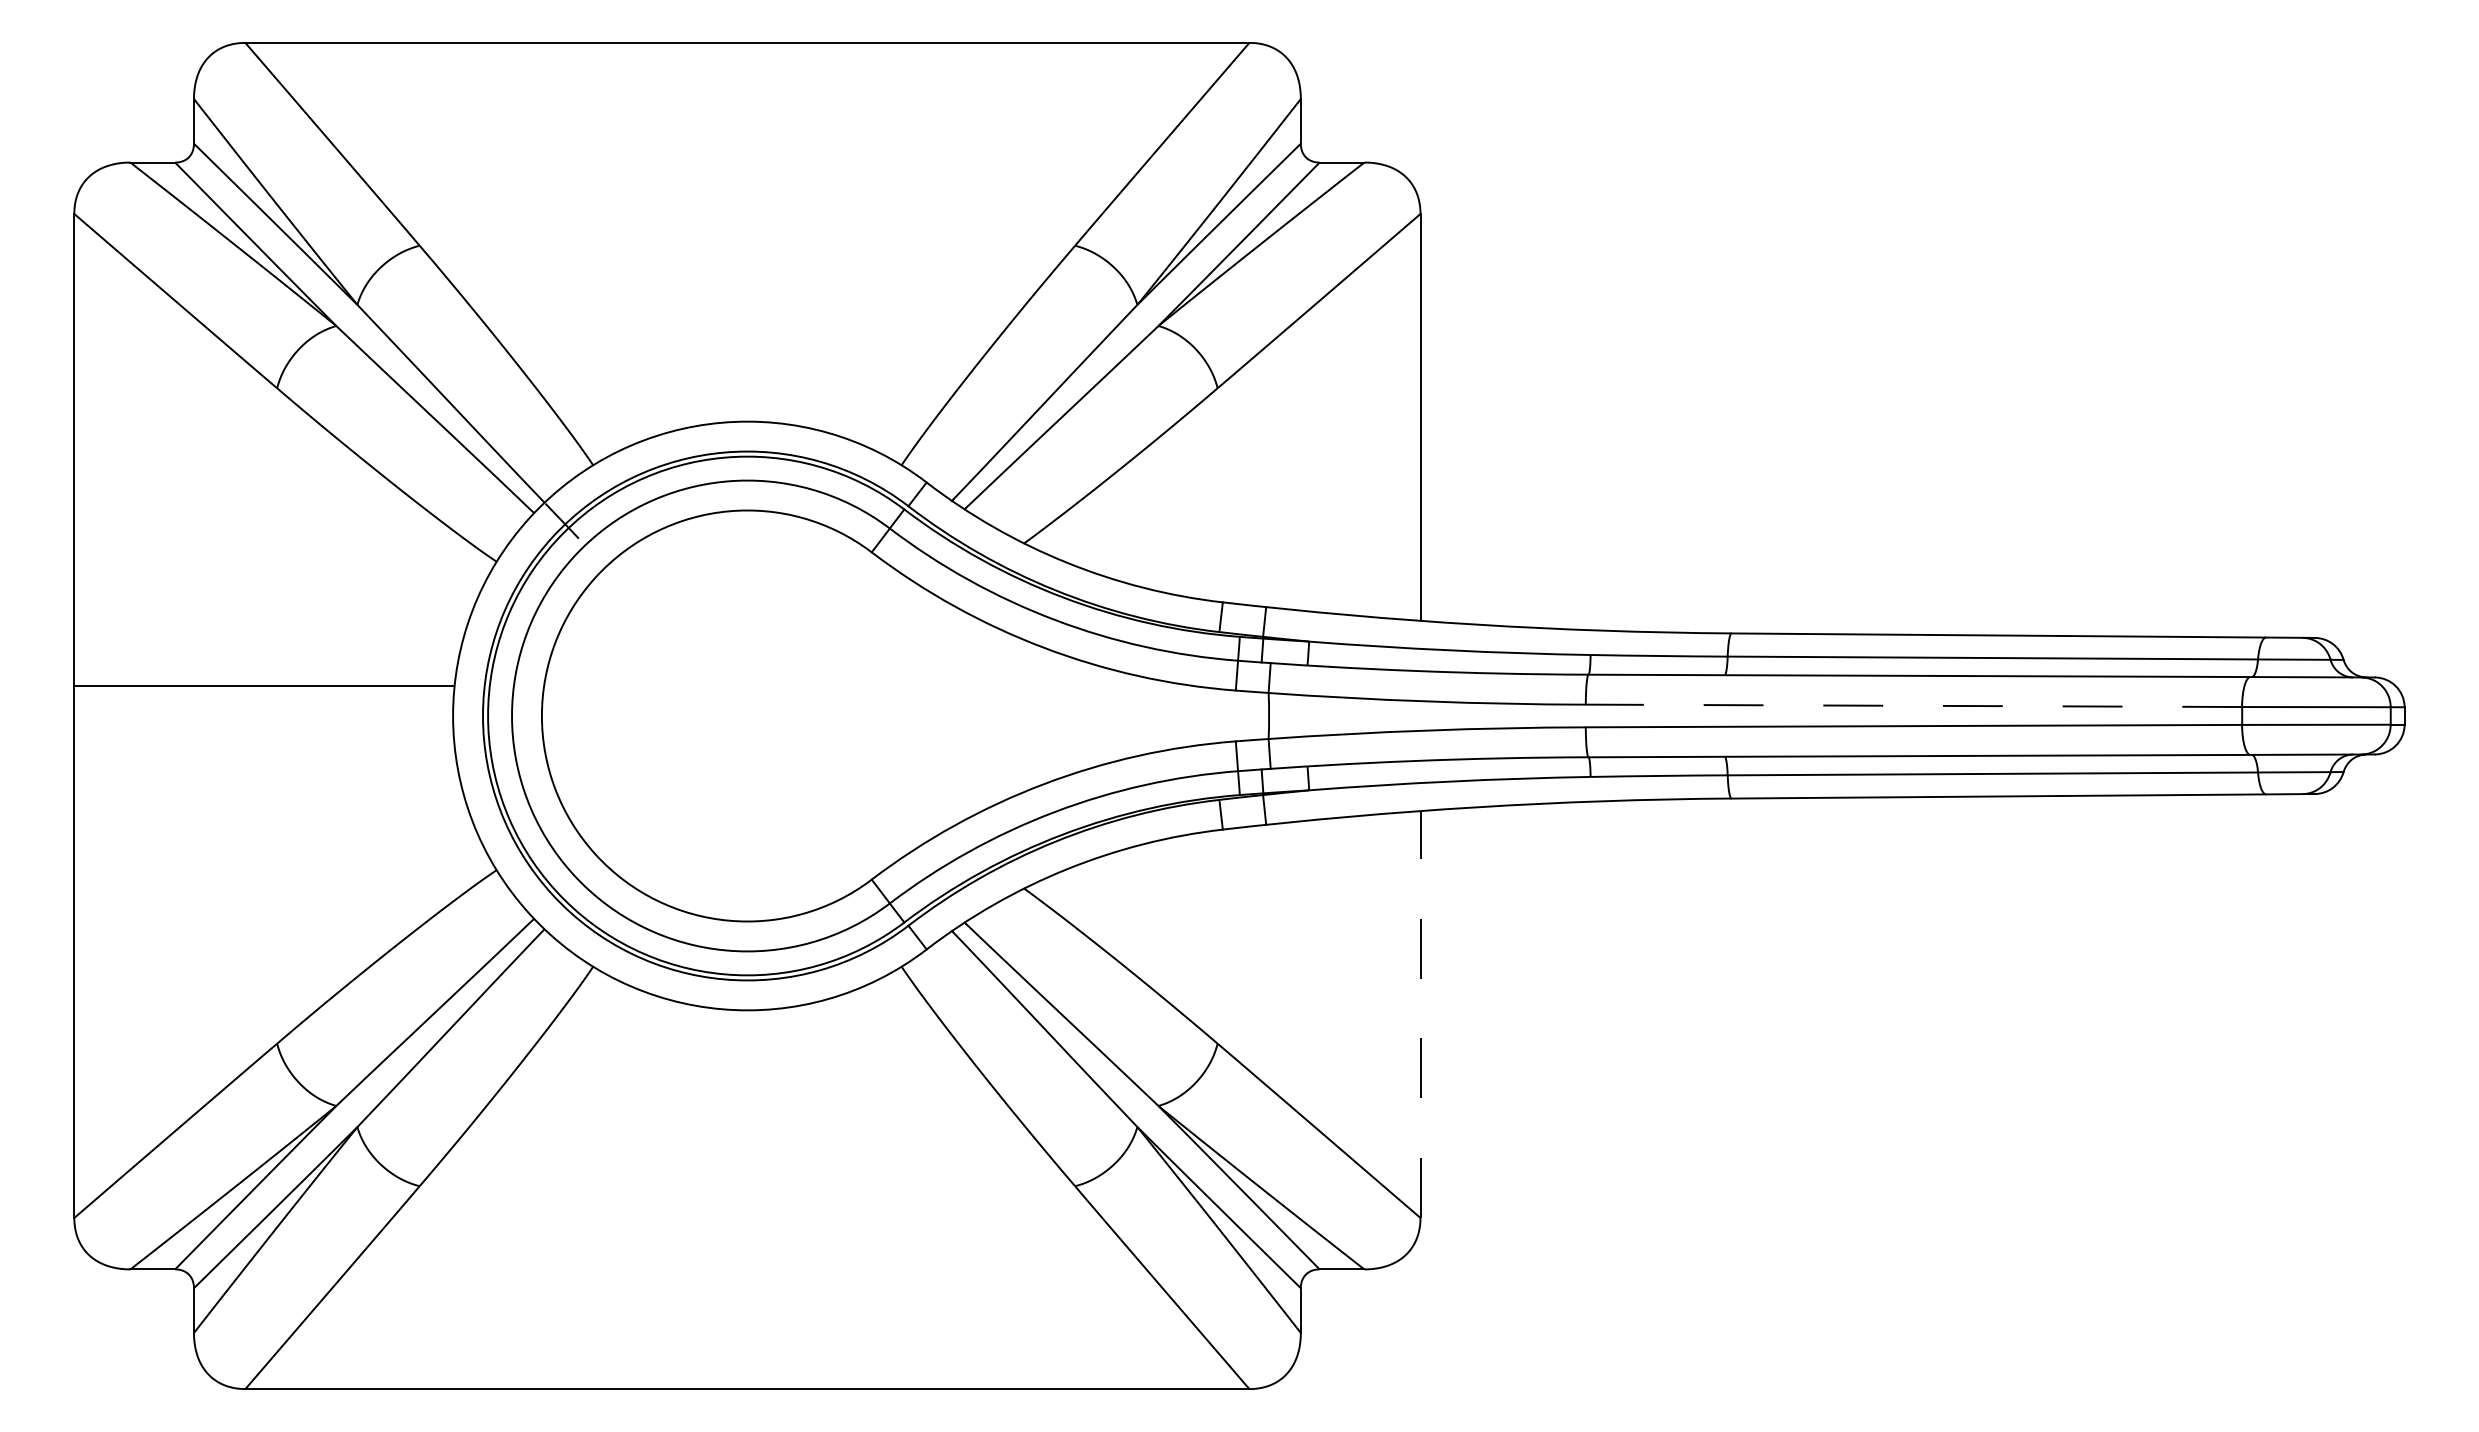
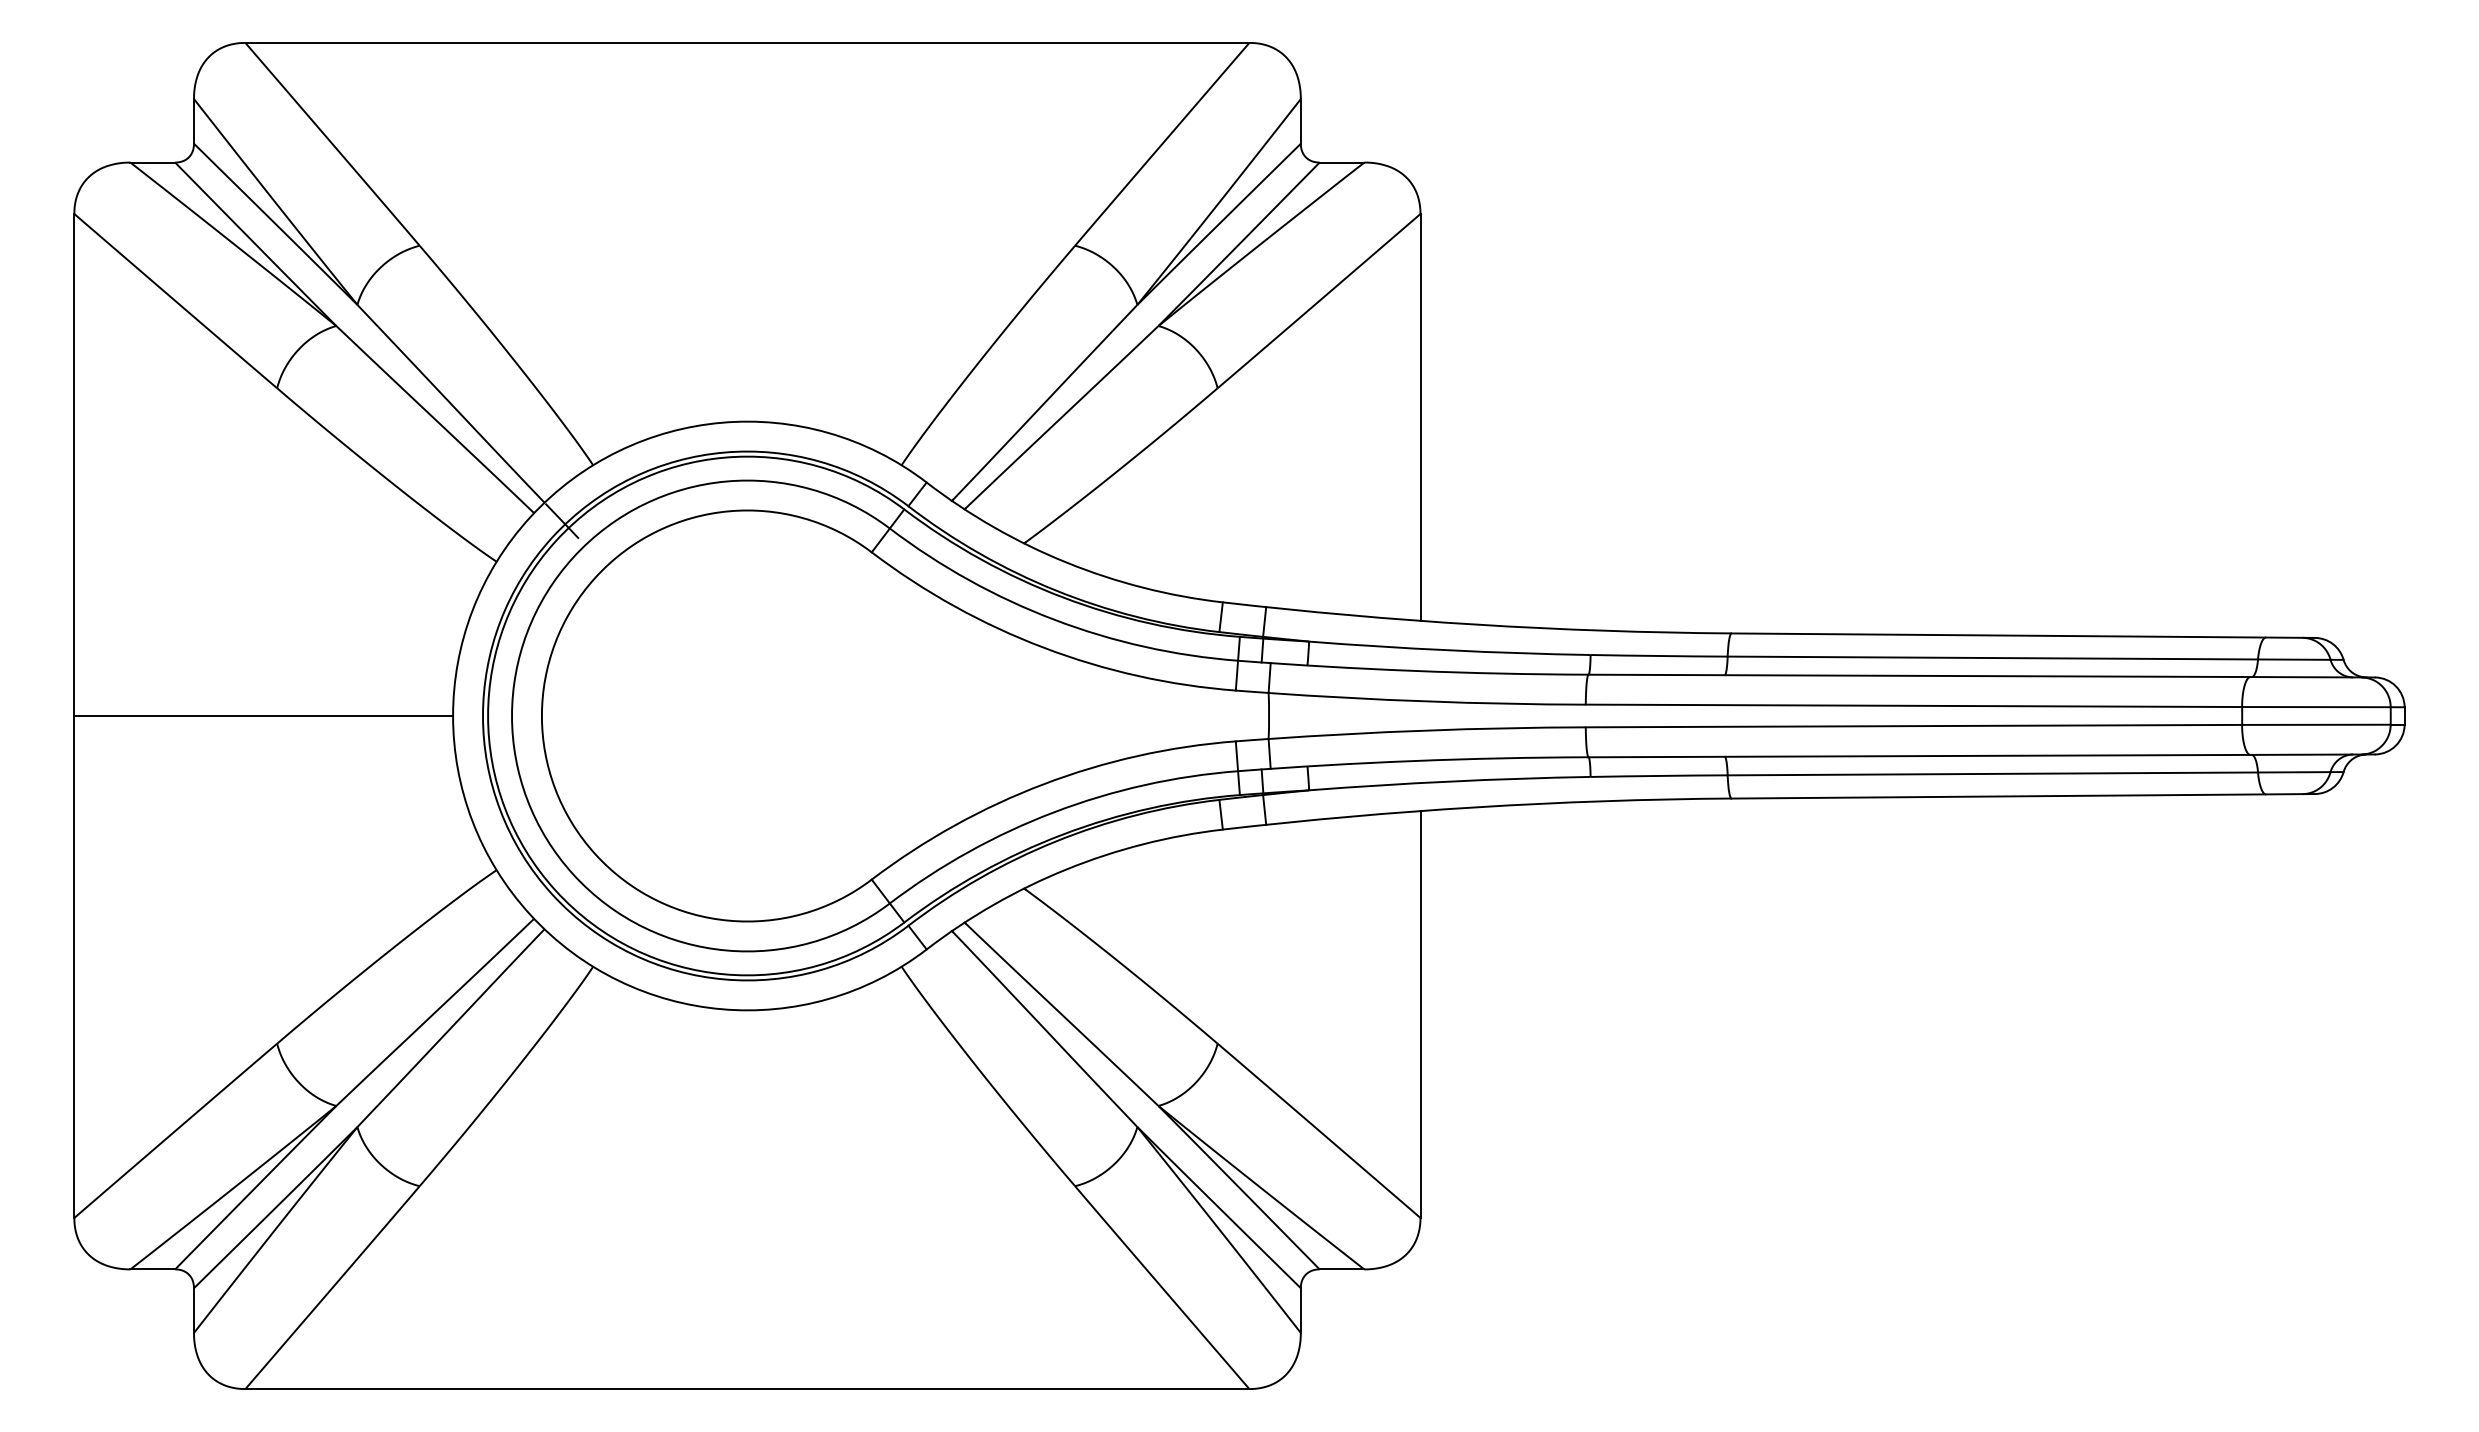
line position: (263, 686) -> (263, 716) (263, 716)
line: dashed -> solid (1913, 705)
line: dashed -> solid (1420, 1014)
